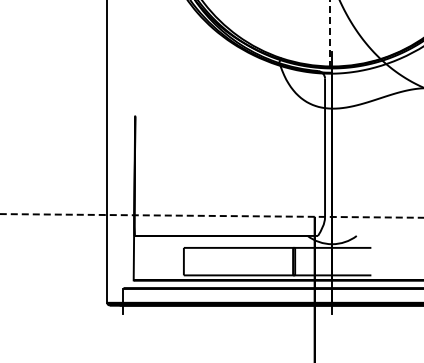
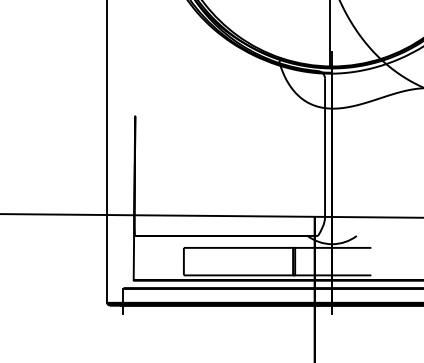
line: dashed -> solid (330, 33)
line: dashed -> solid (211, 215)
